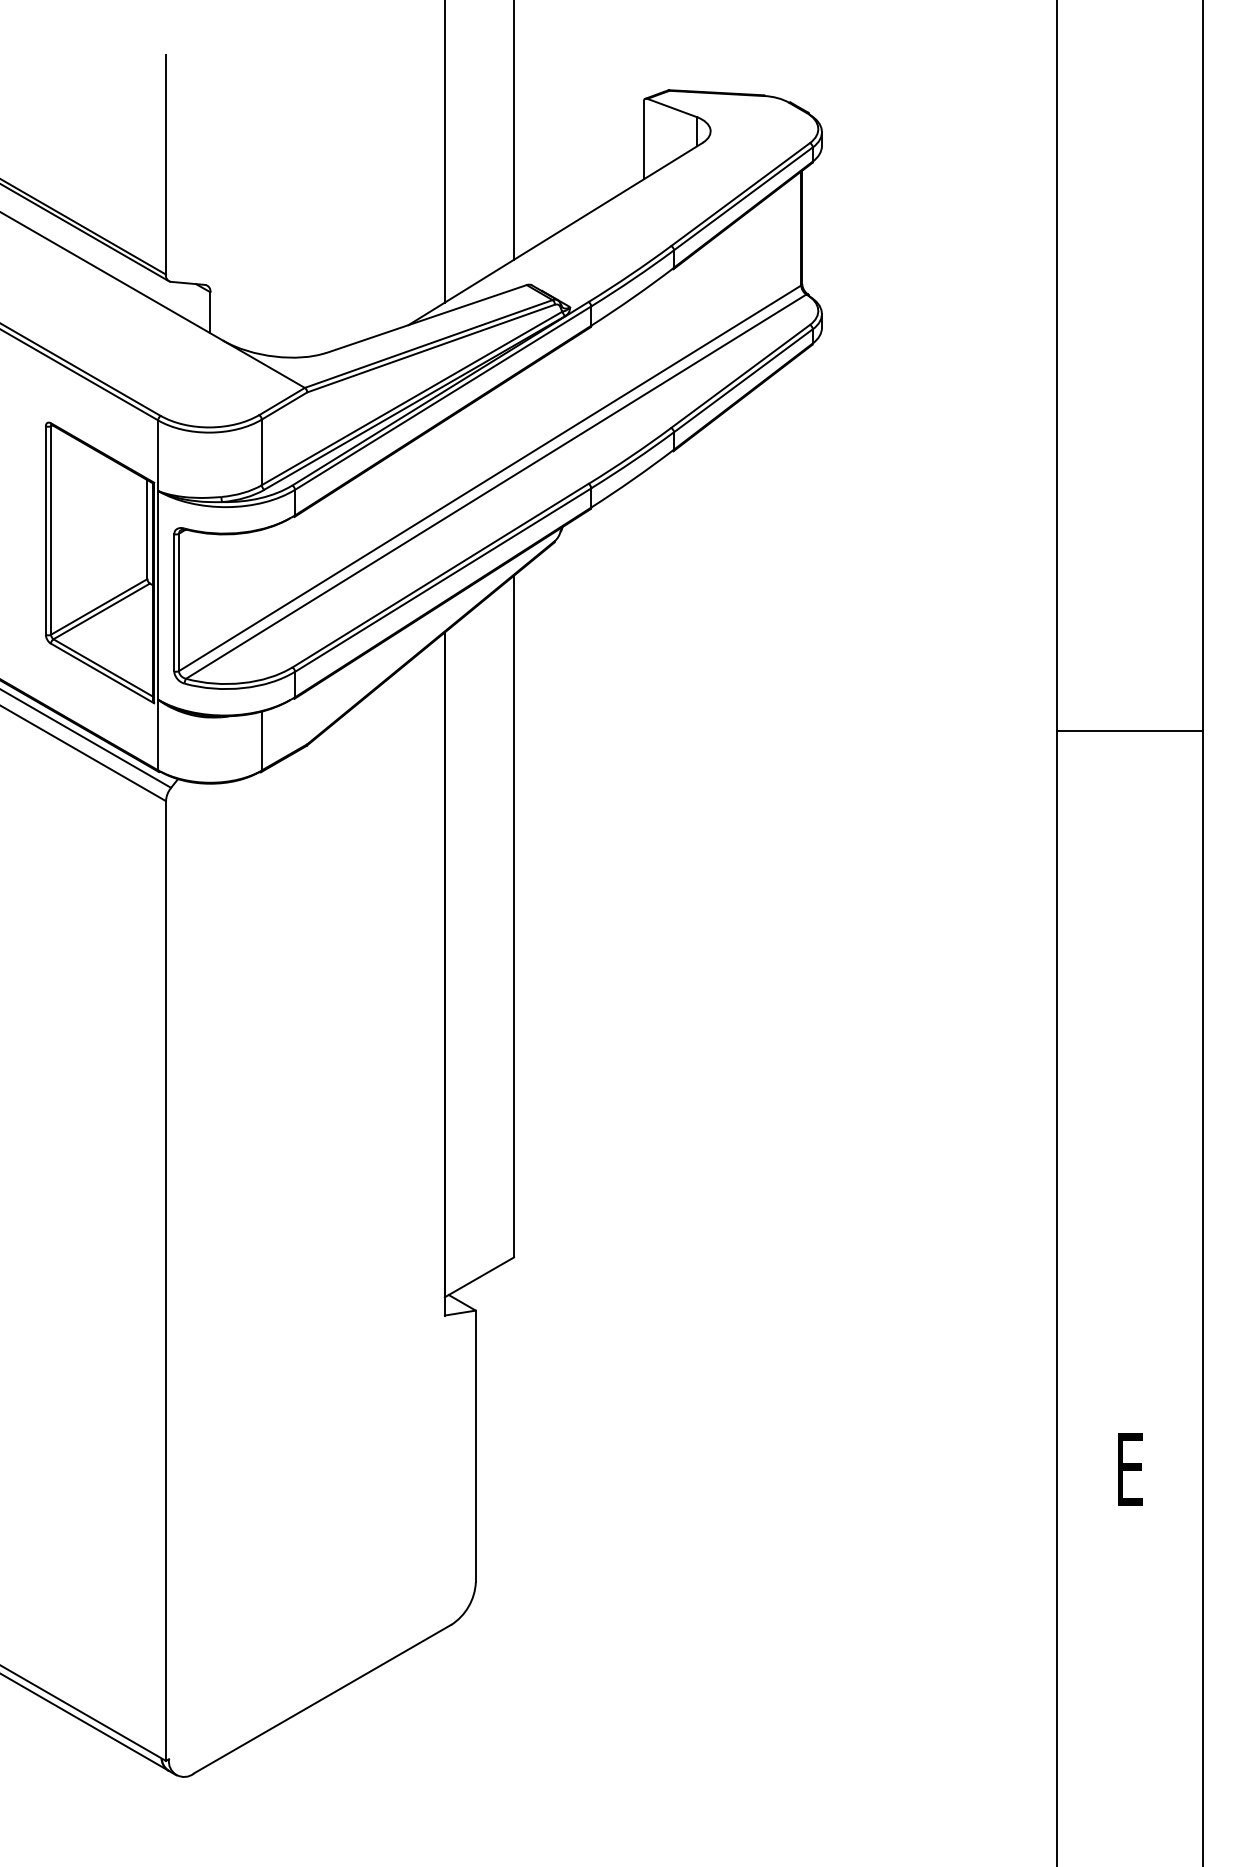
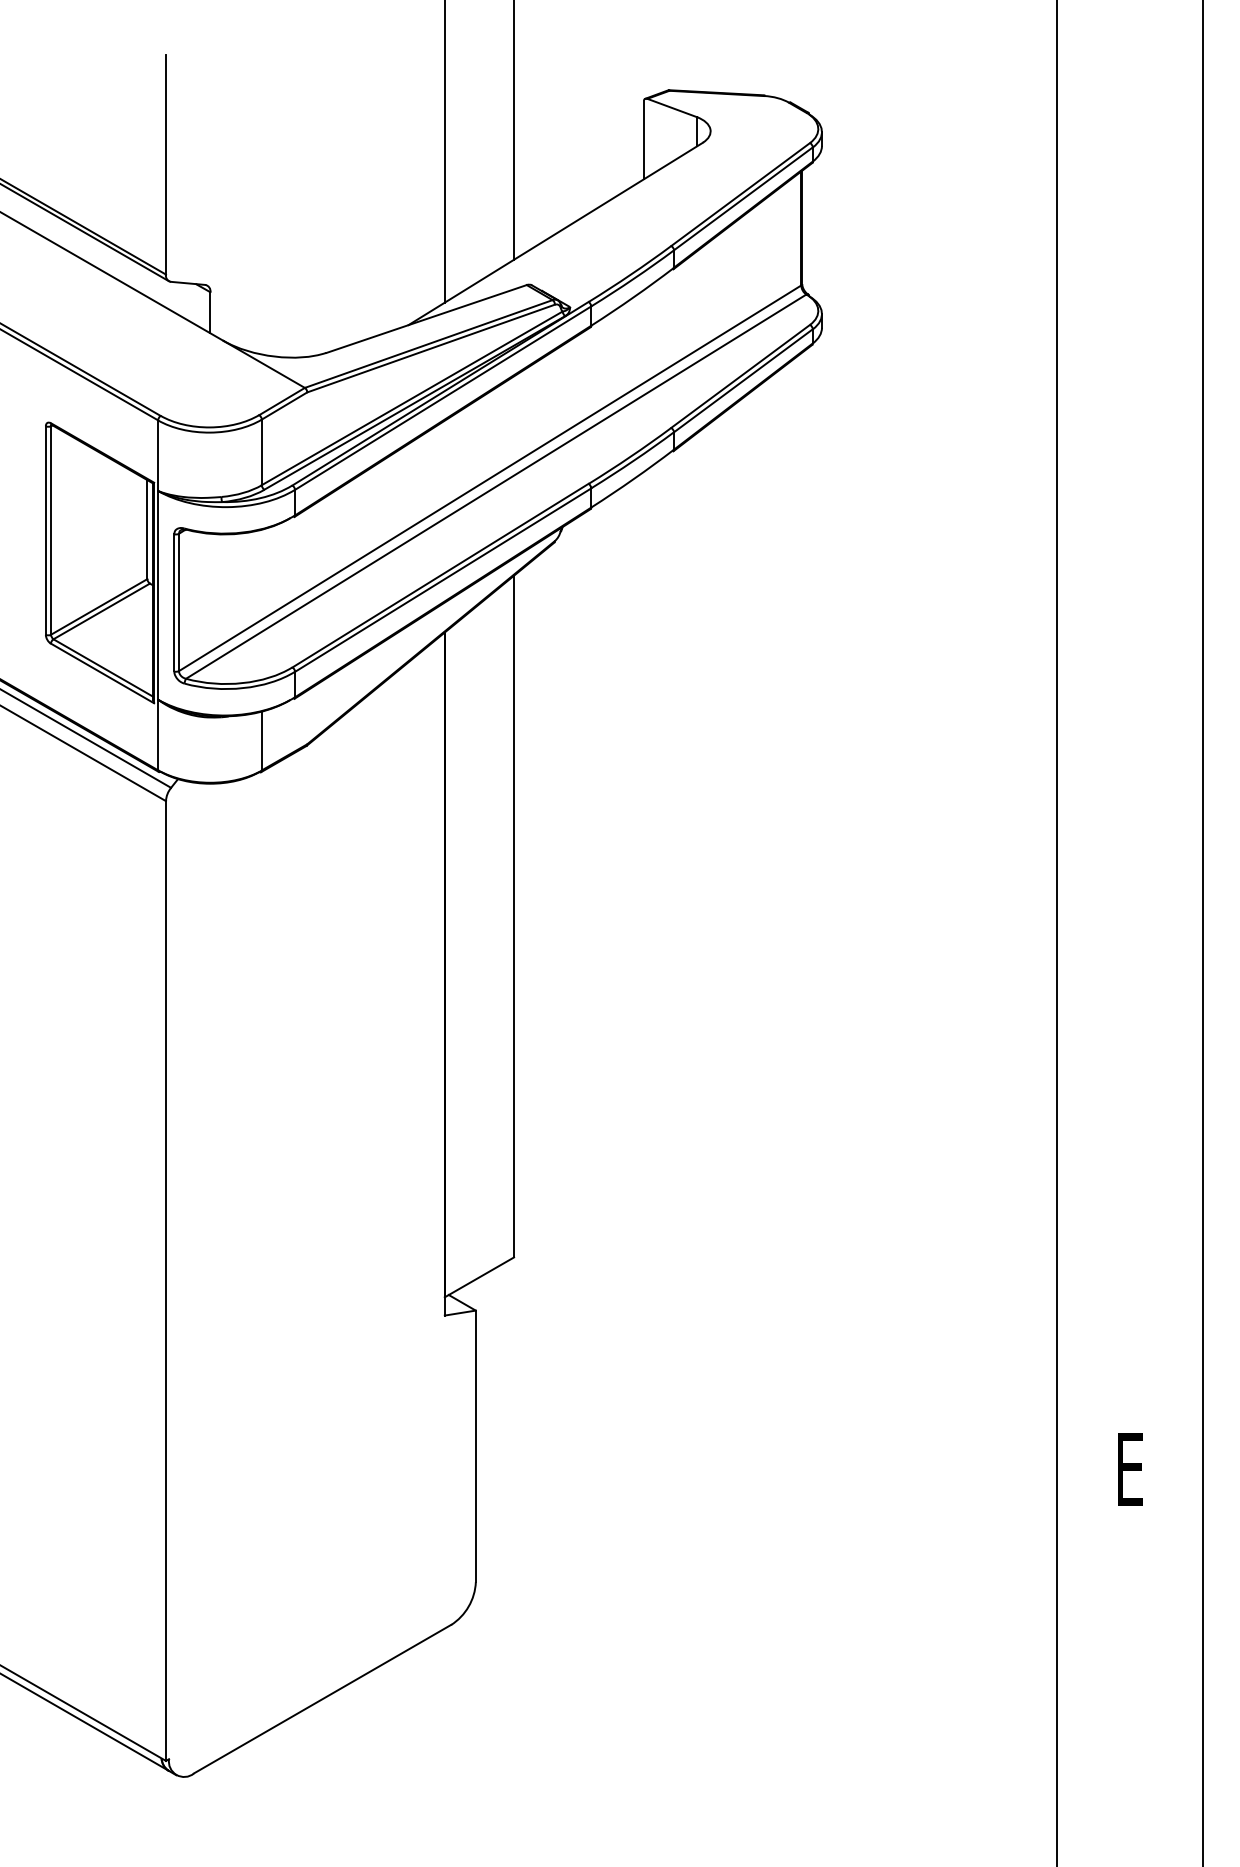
line: present -> none (1129, 730)
